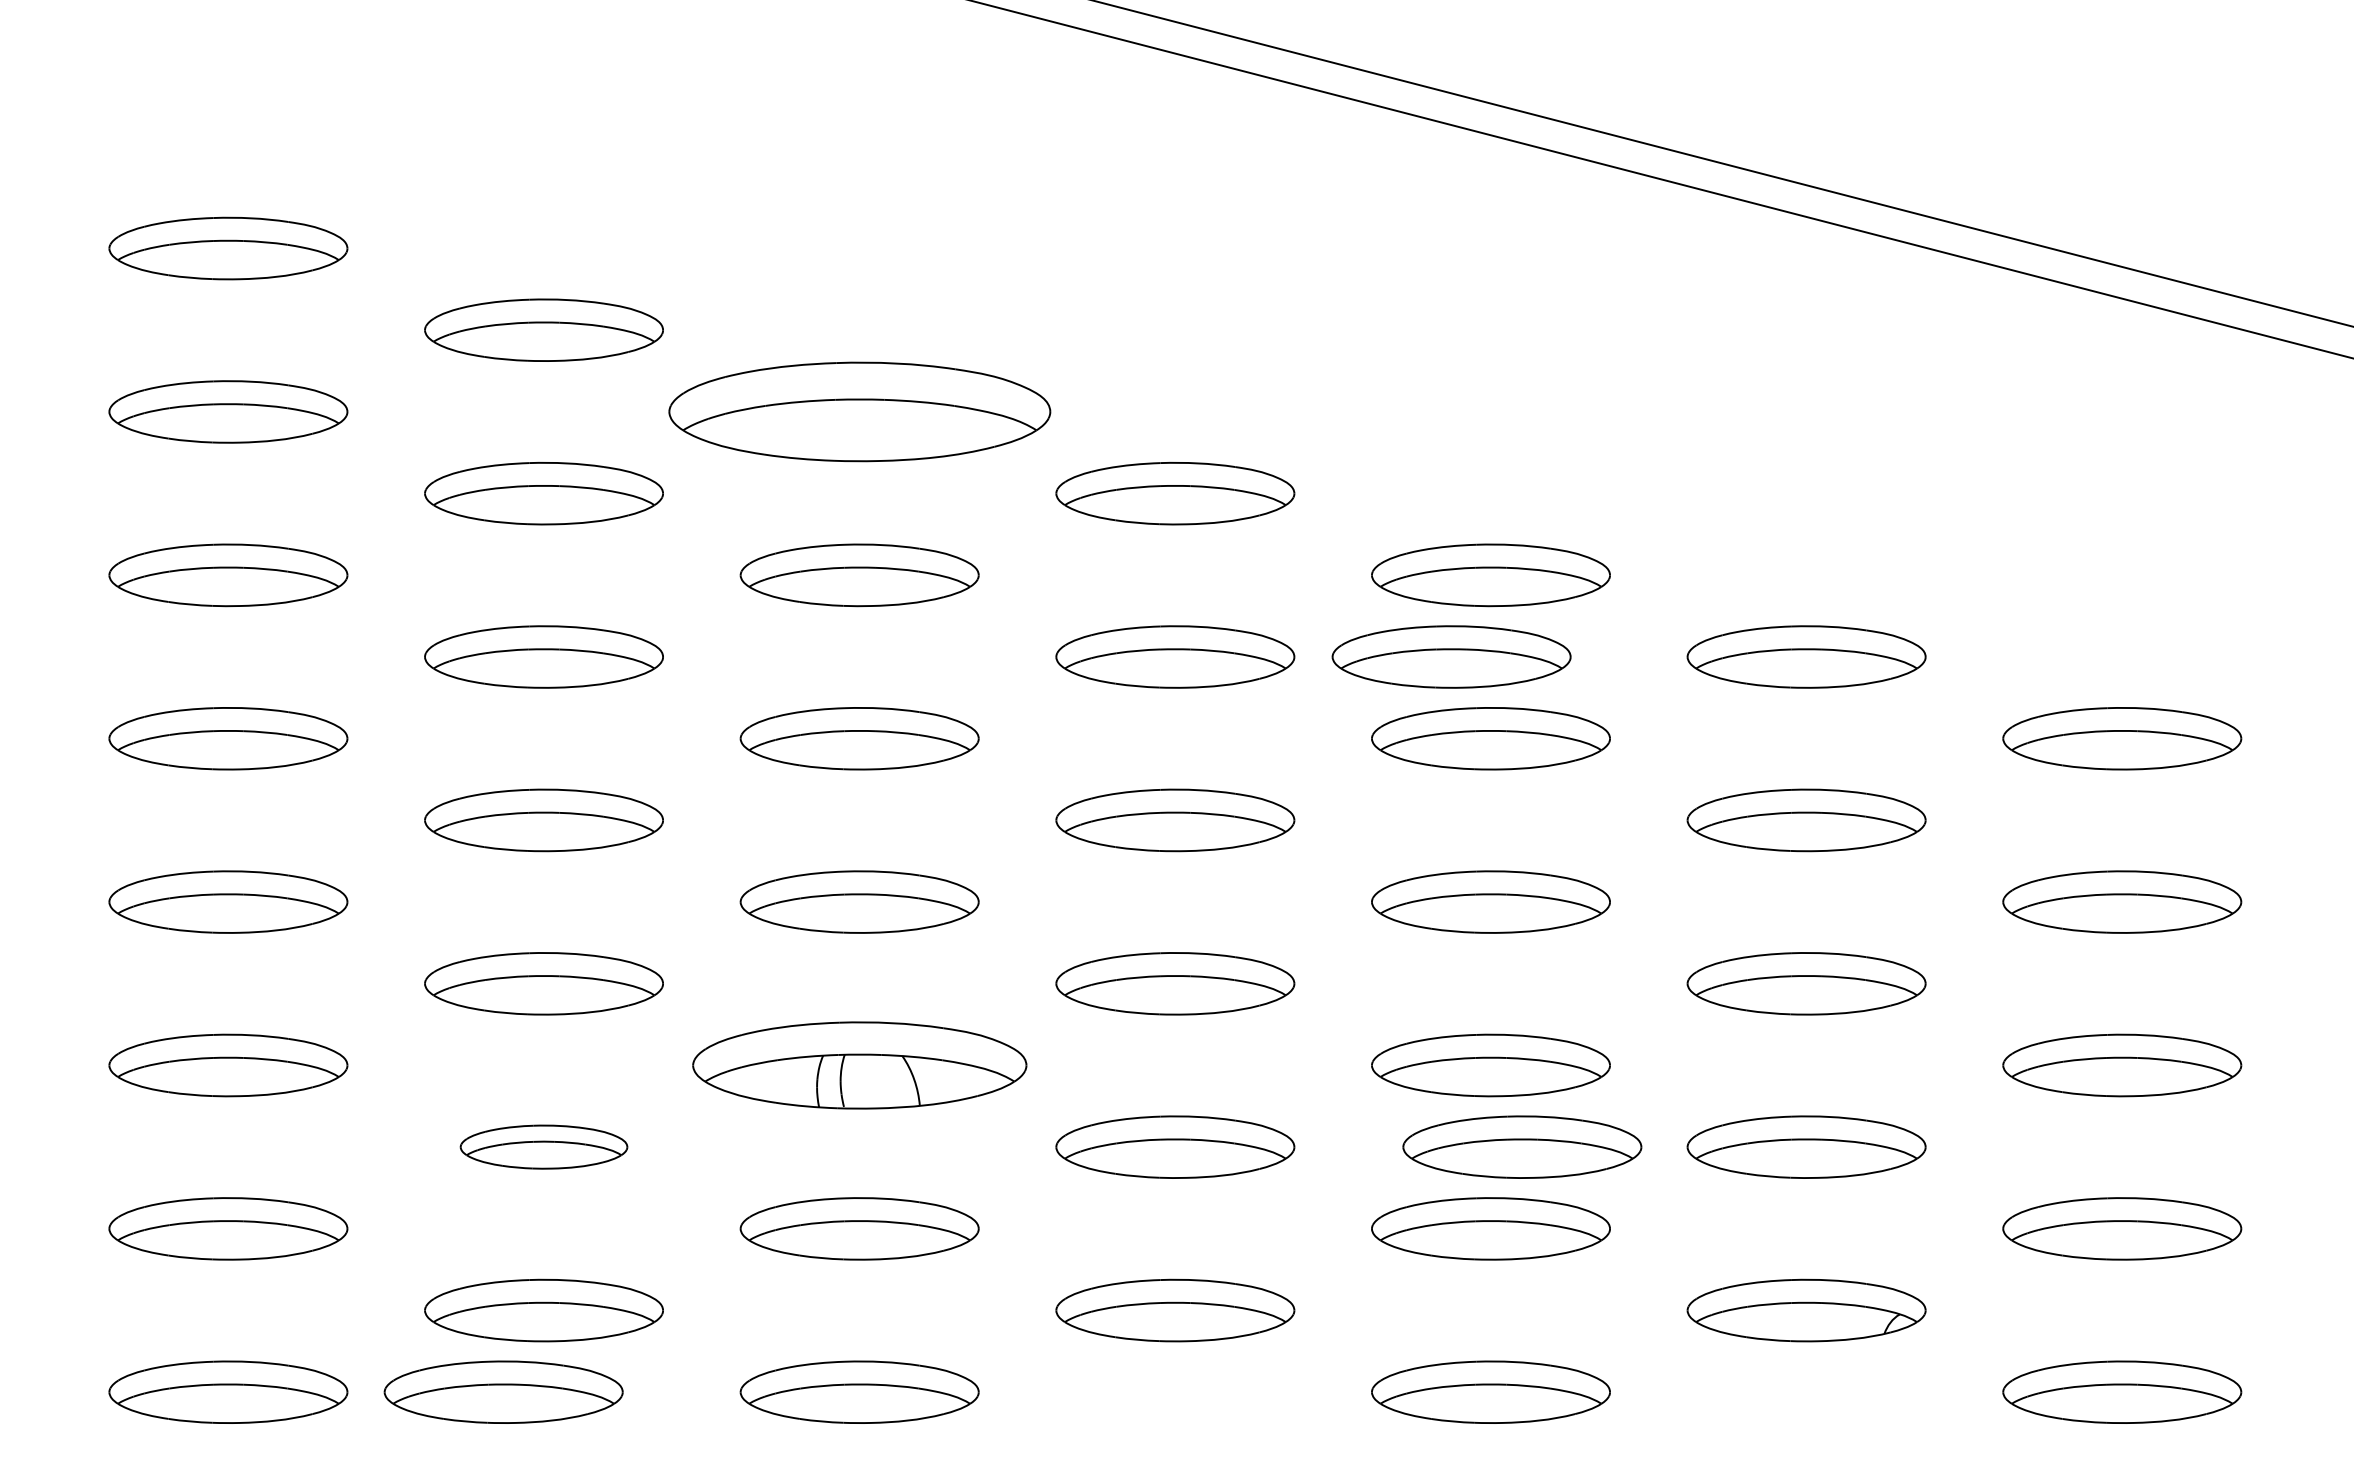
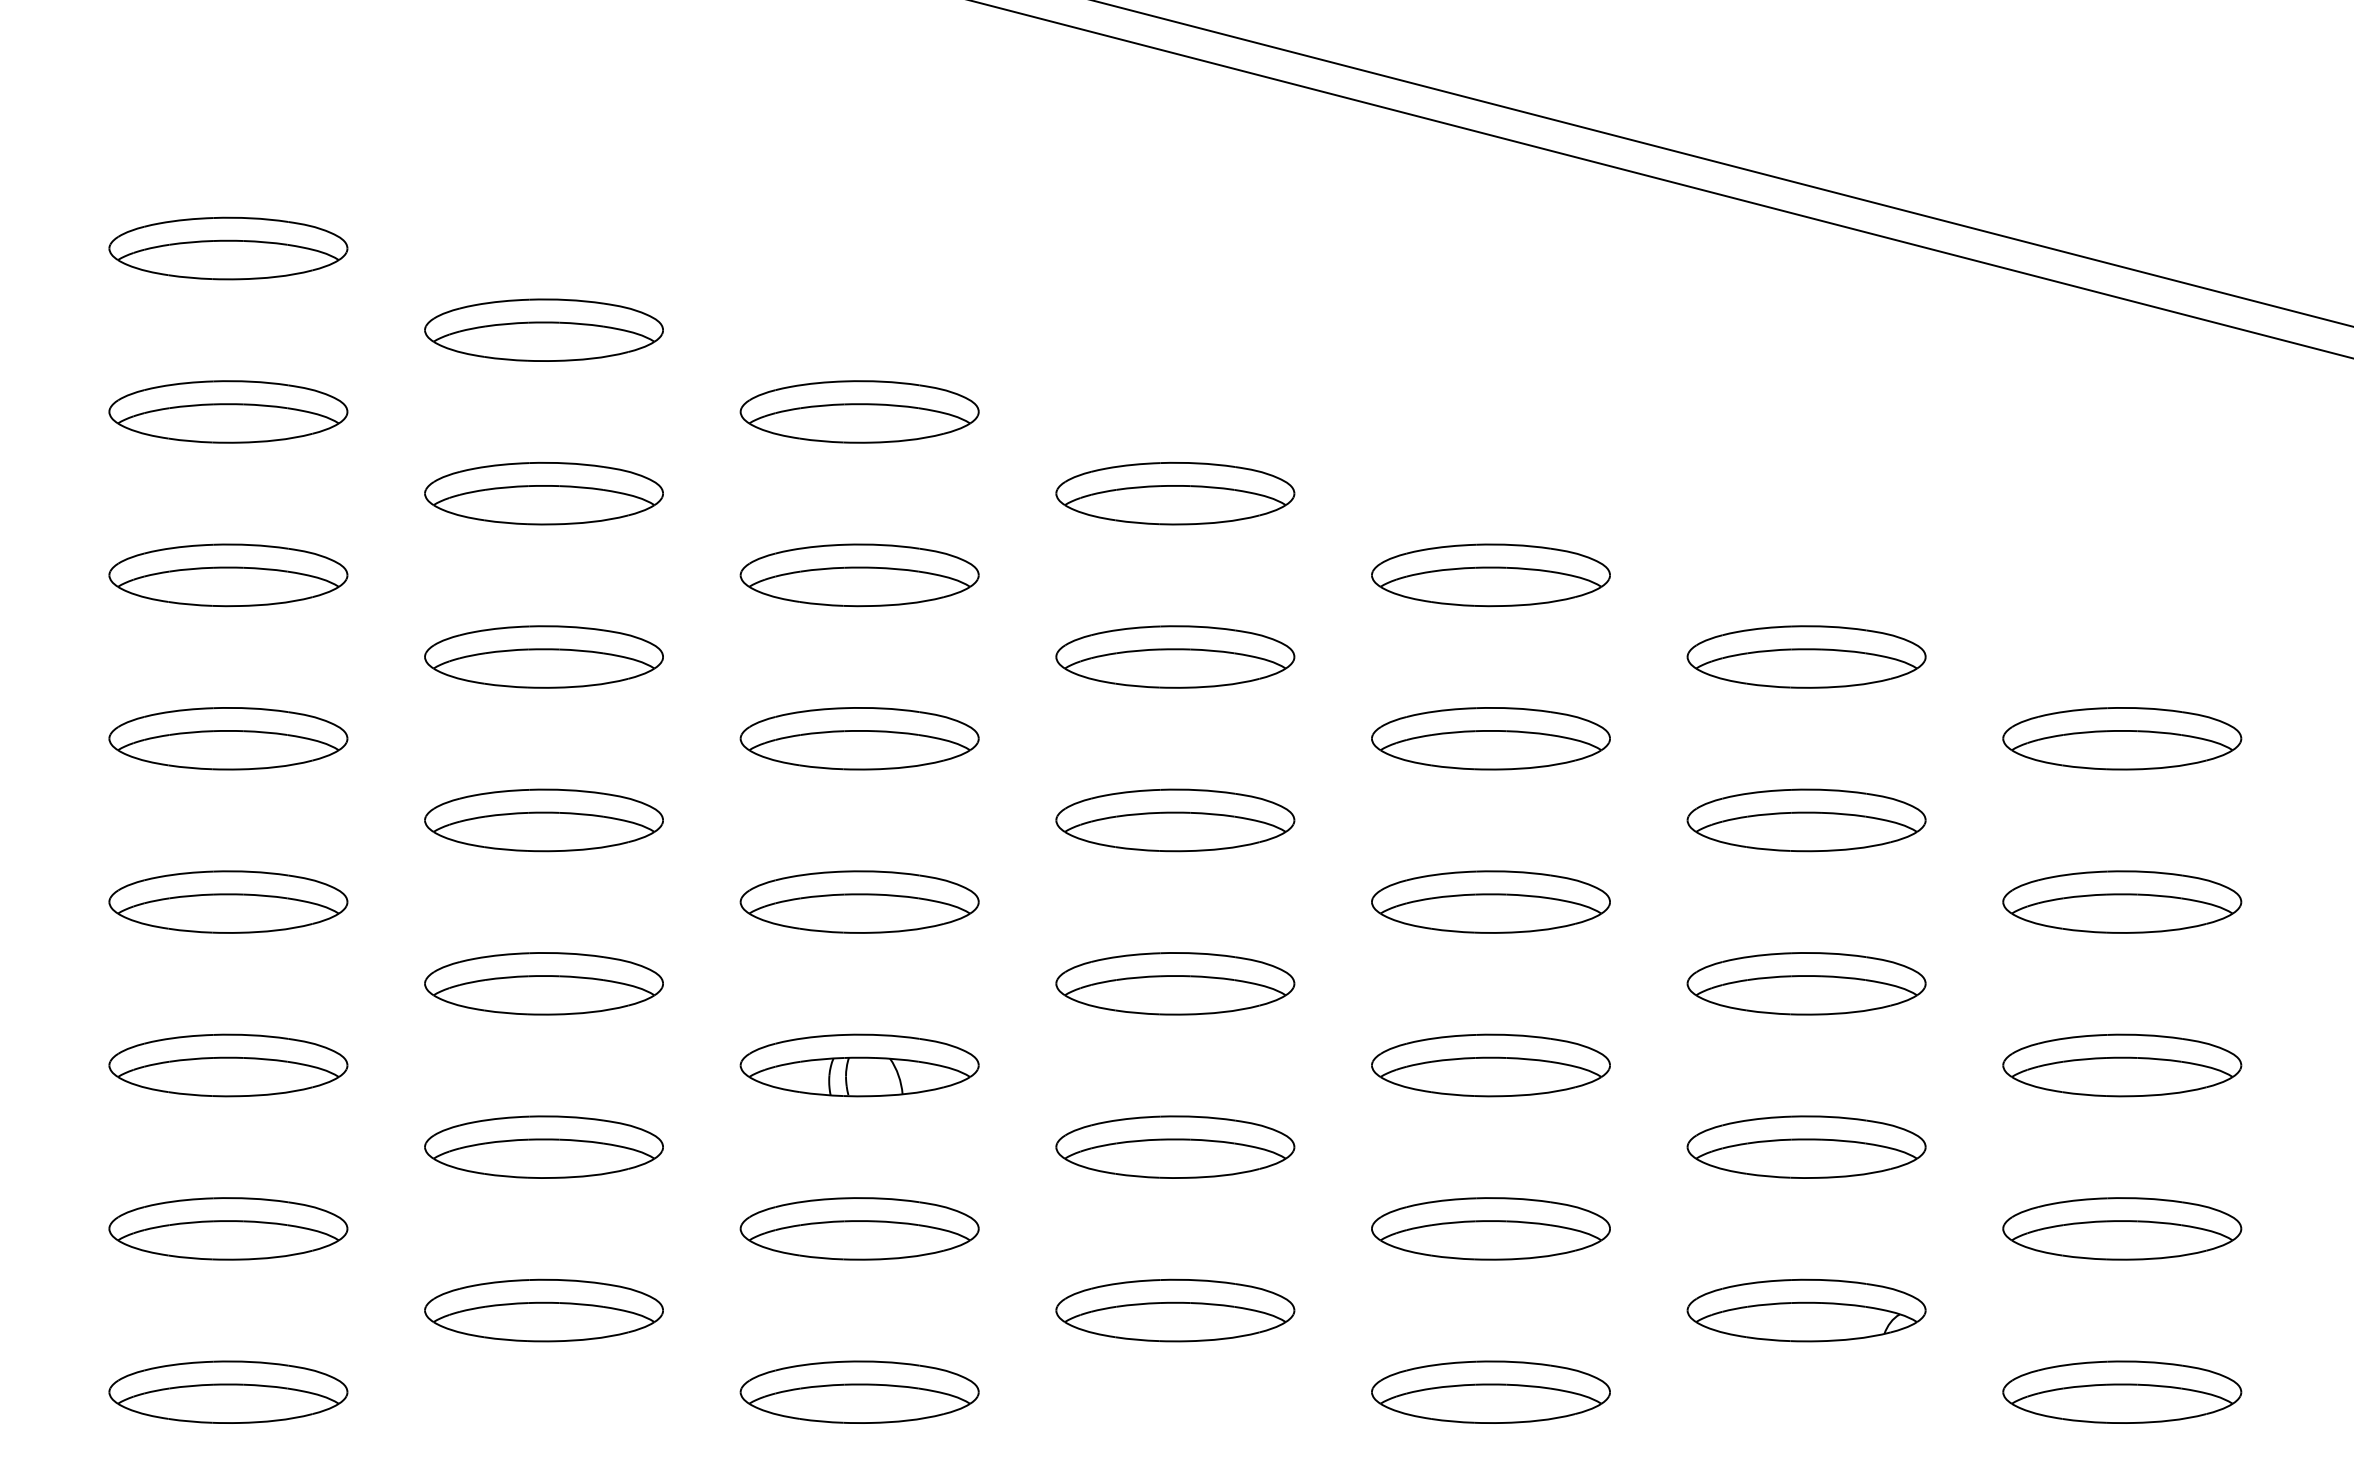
part size: 384x102 px -> 241x64 px (859, 411)
part: present -> none (1451, 656)
part size: 336x89 px -> 241x65 px (859, 1065)
part size: 170x46 px -> 240x64 px (543, 1146)
part: present -> none (1522, 1146)
part: present -> none (503, 1391)
